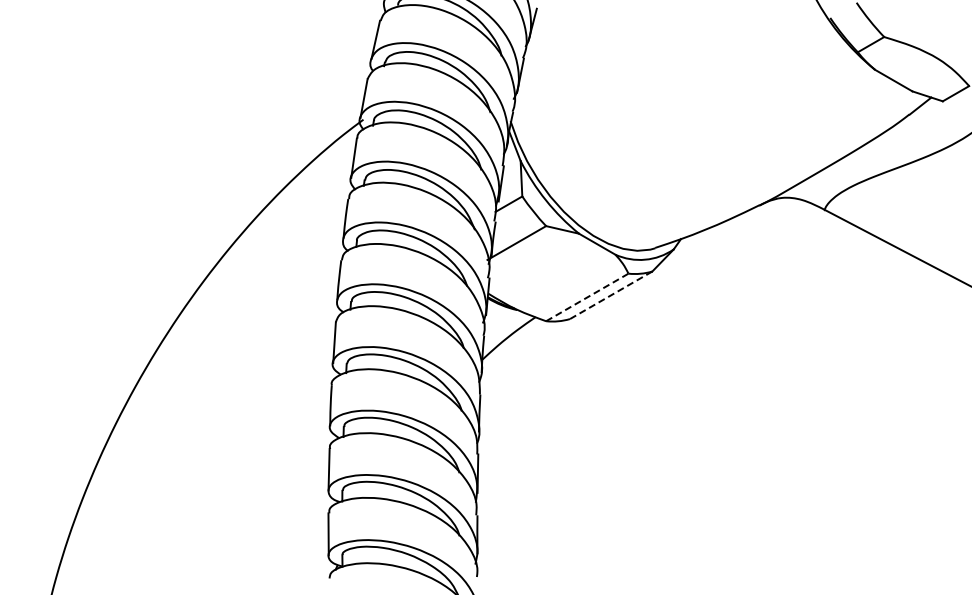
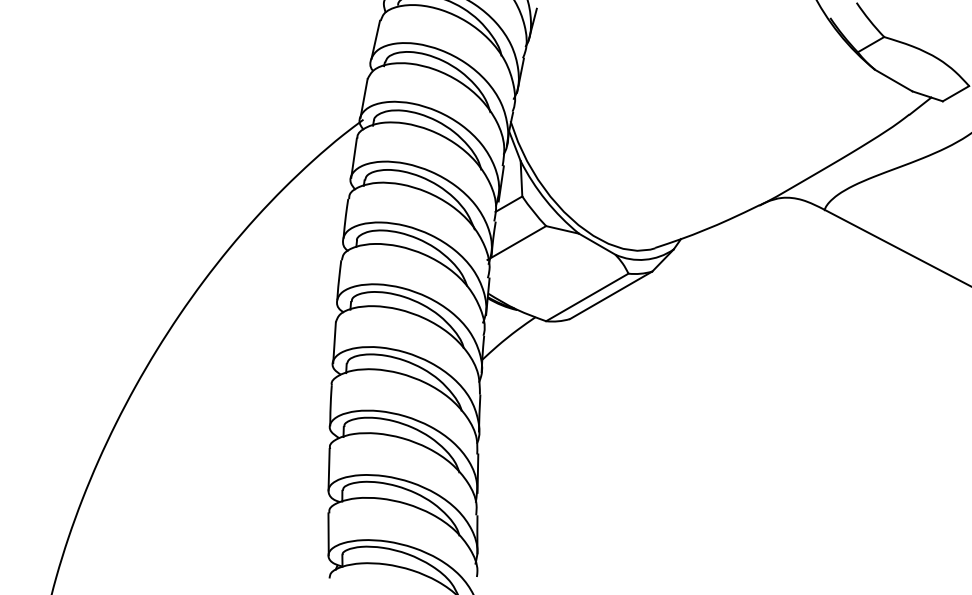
line: dashed -> solid (611, 295)
line: dashed -> solid (587, 297)
